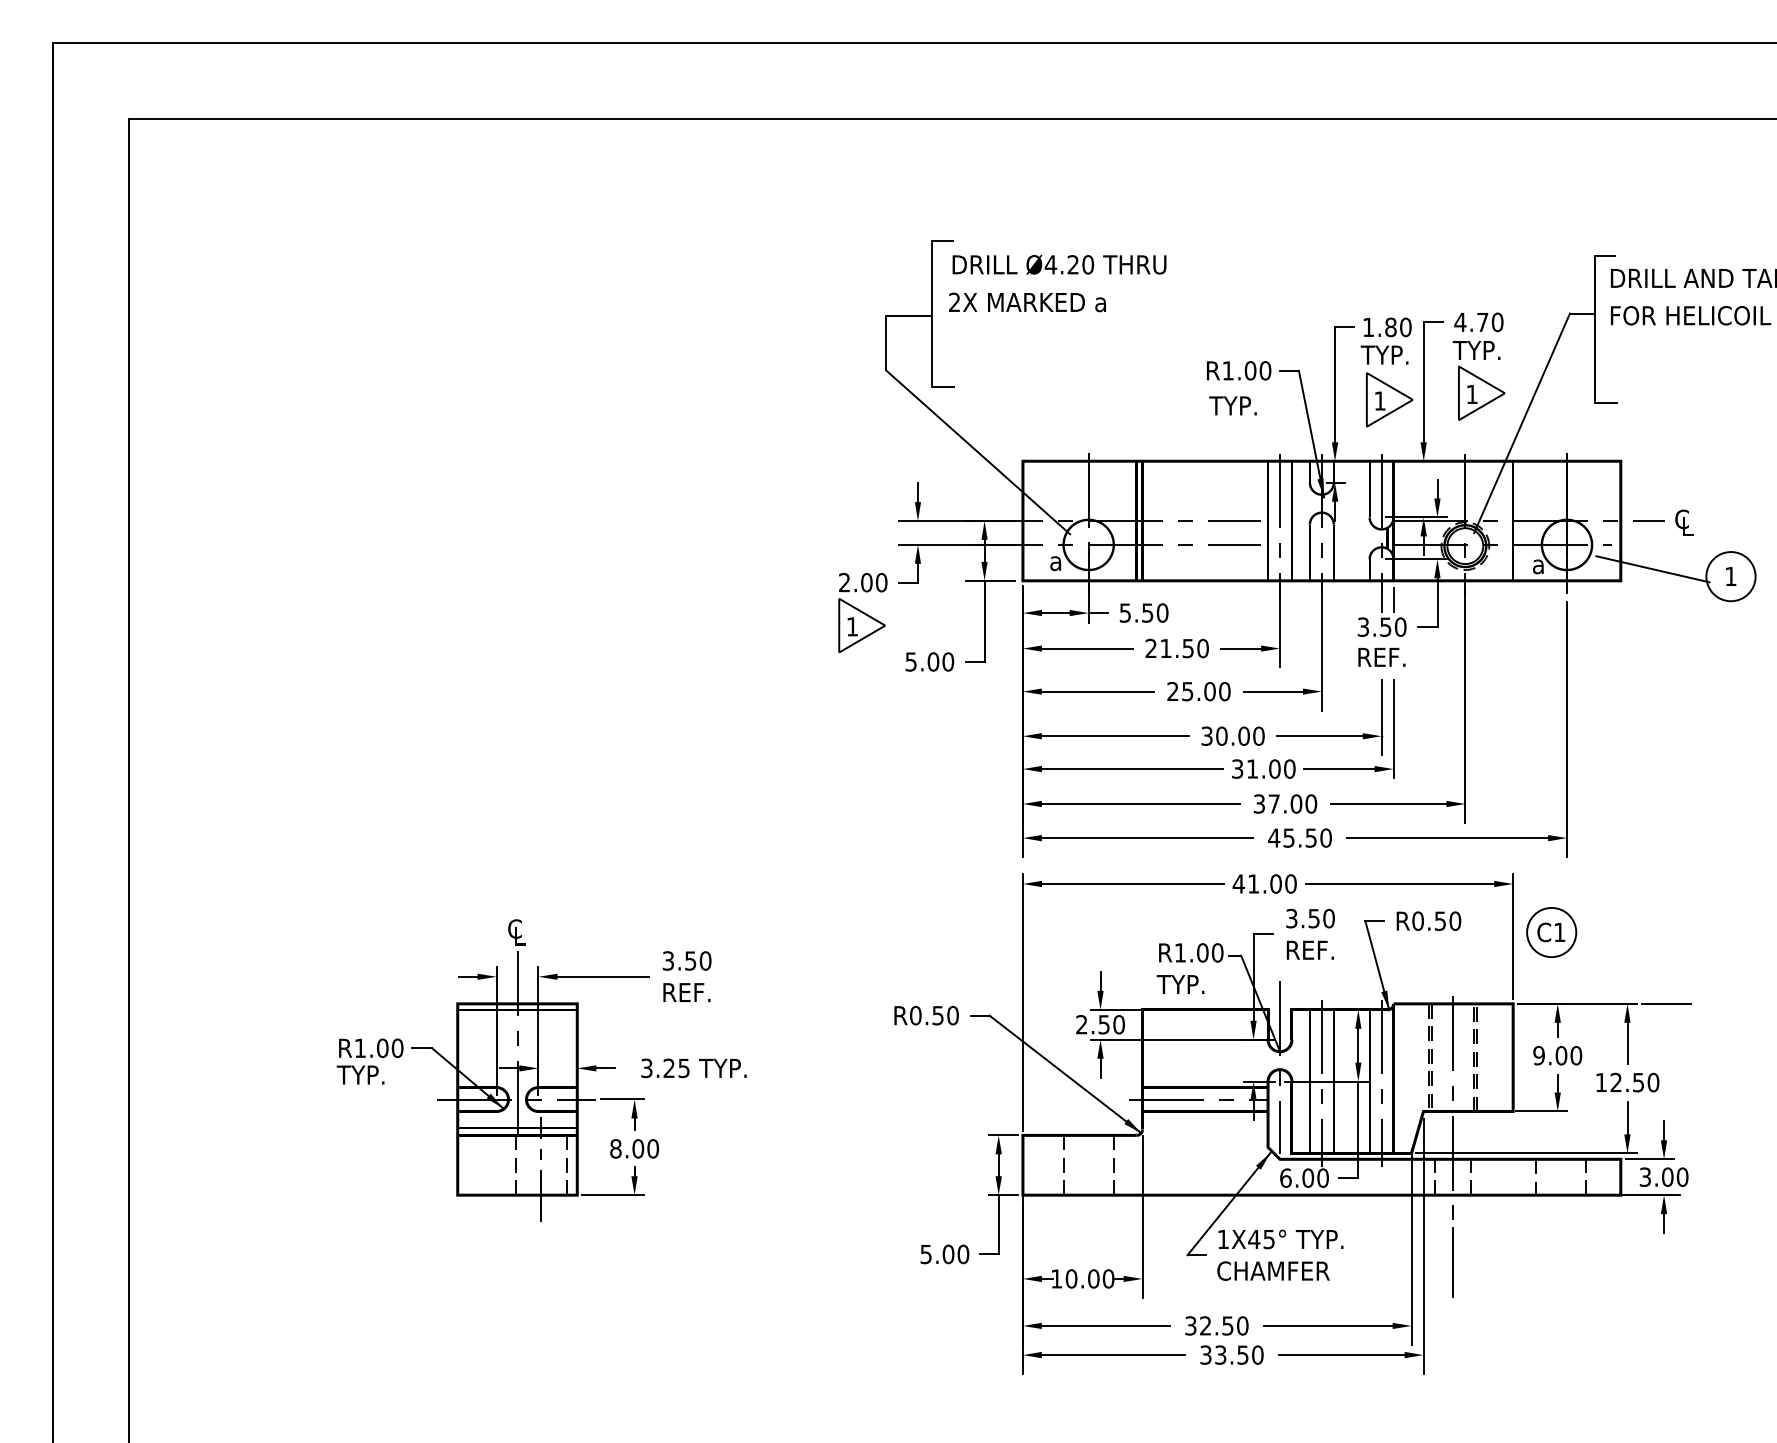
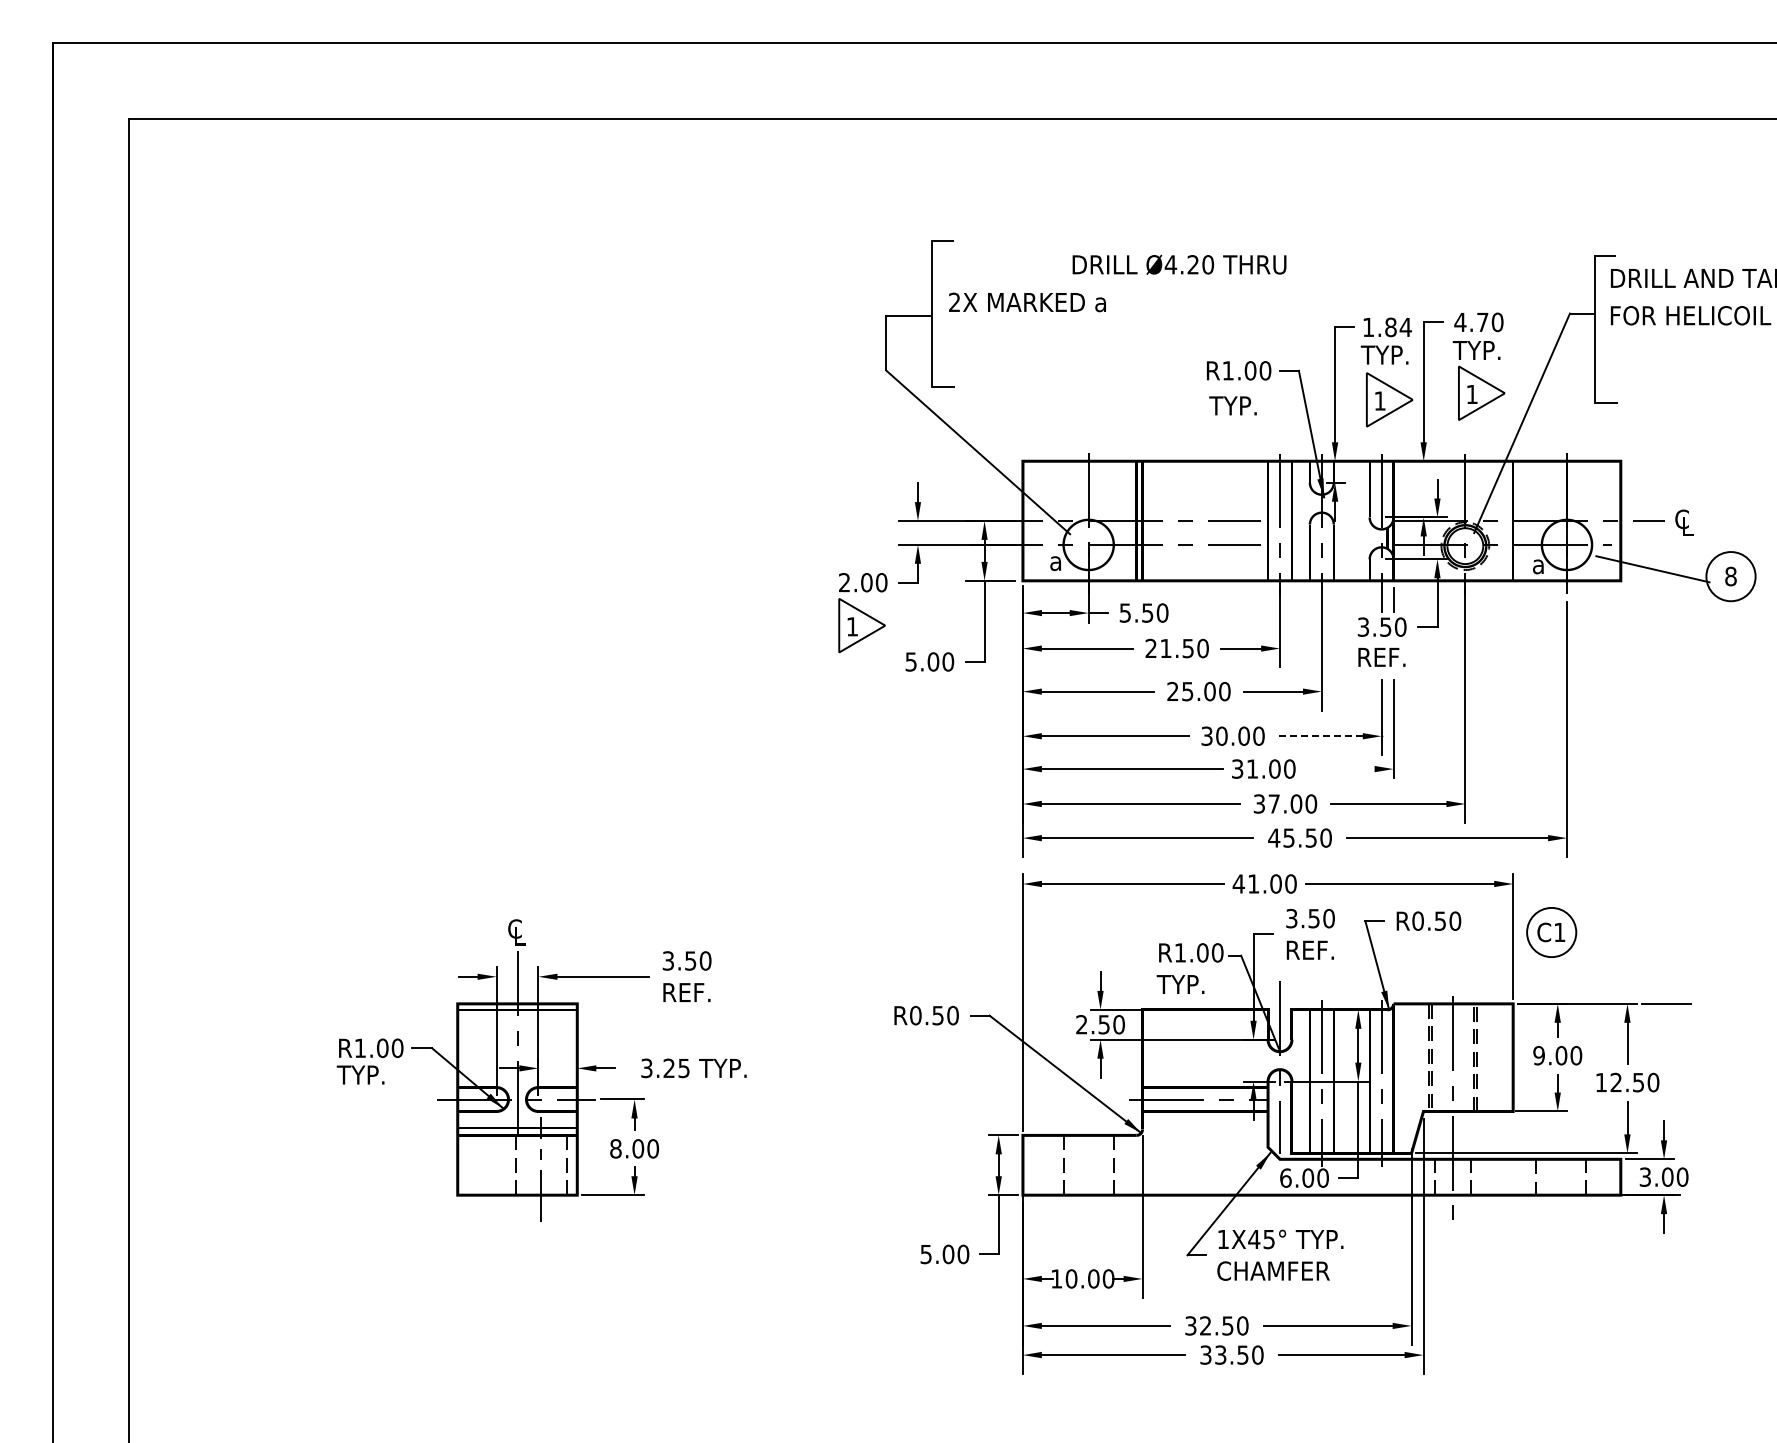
text position: (1059, 264) -> (1179, 264) (1179, 264)
text: 1.80 -> 1.84 (1405, 327)
text: 1 -> 8 (1730, 576)
line: solid -> dashed (1319, 736)
line: present -> none (1342, 769)
line: present -> none (1453, 1262)
